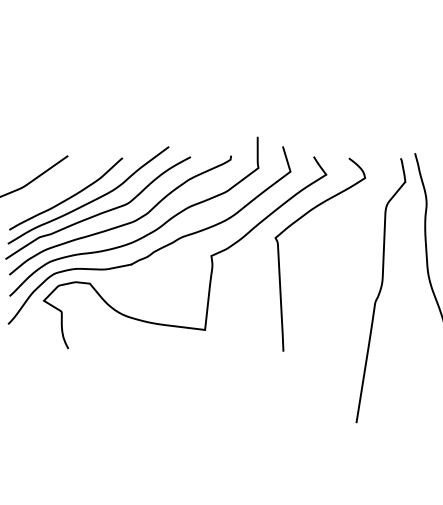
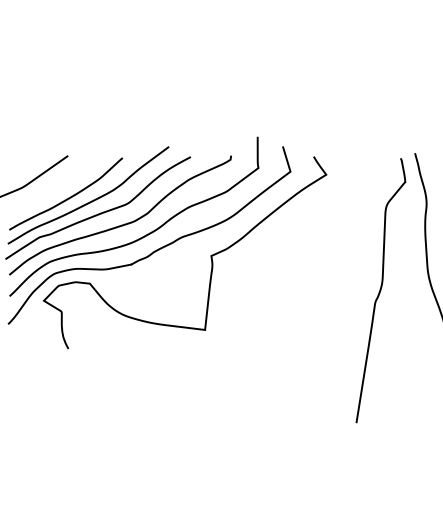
curve: present -> none (296, 222)
